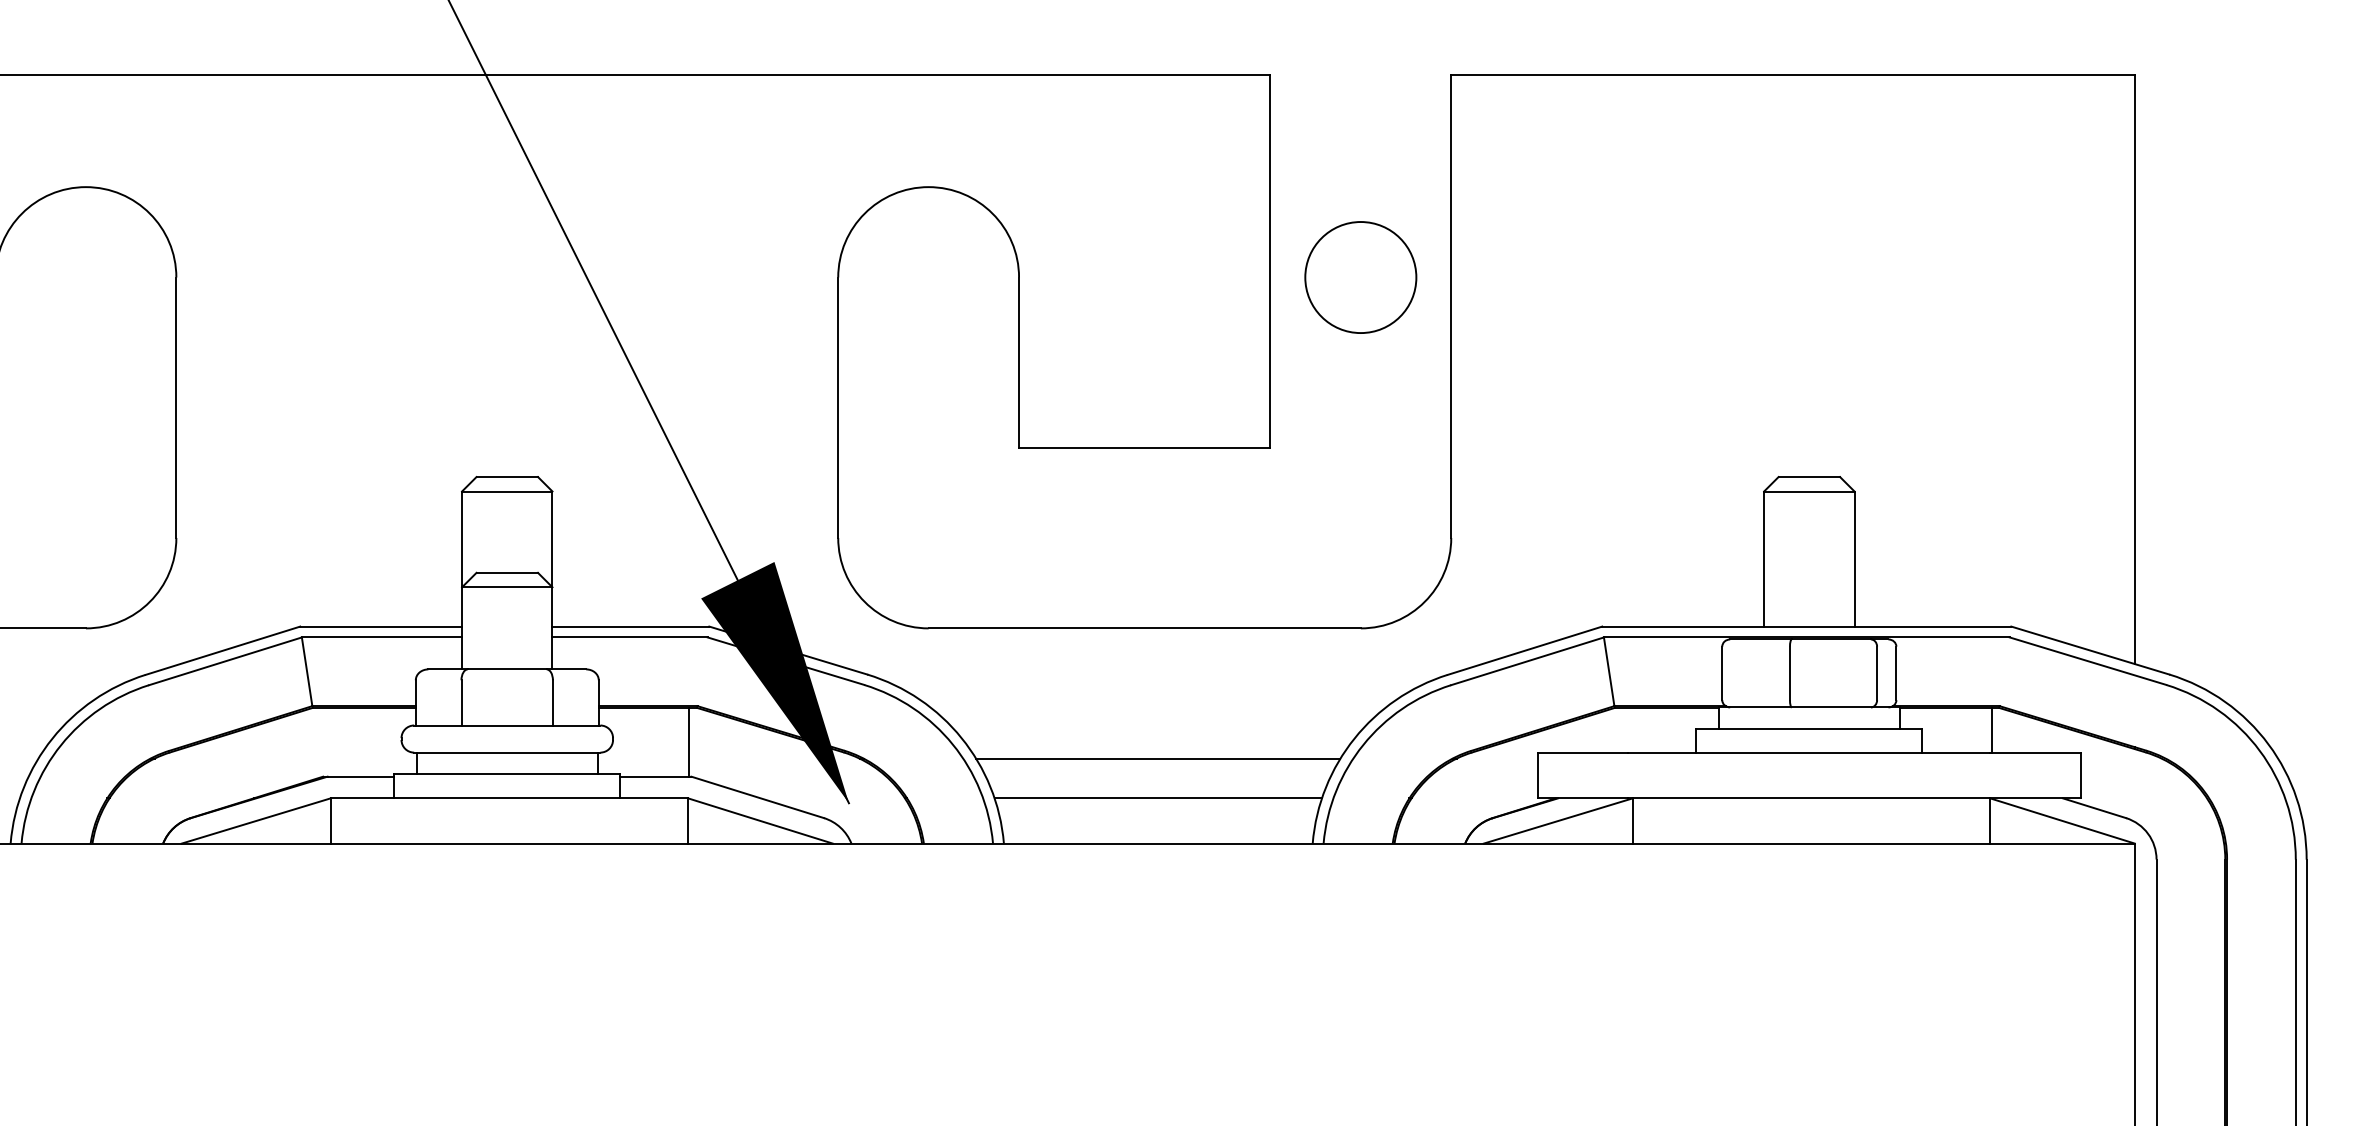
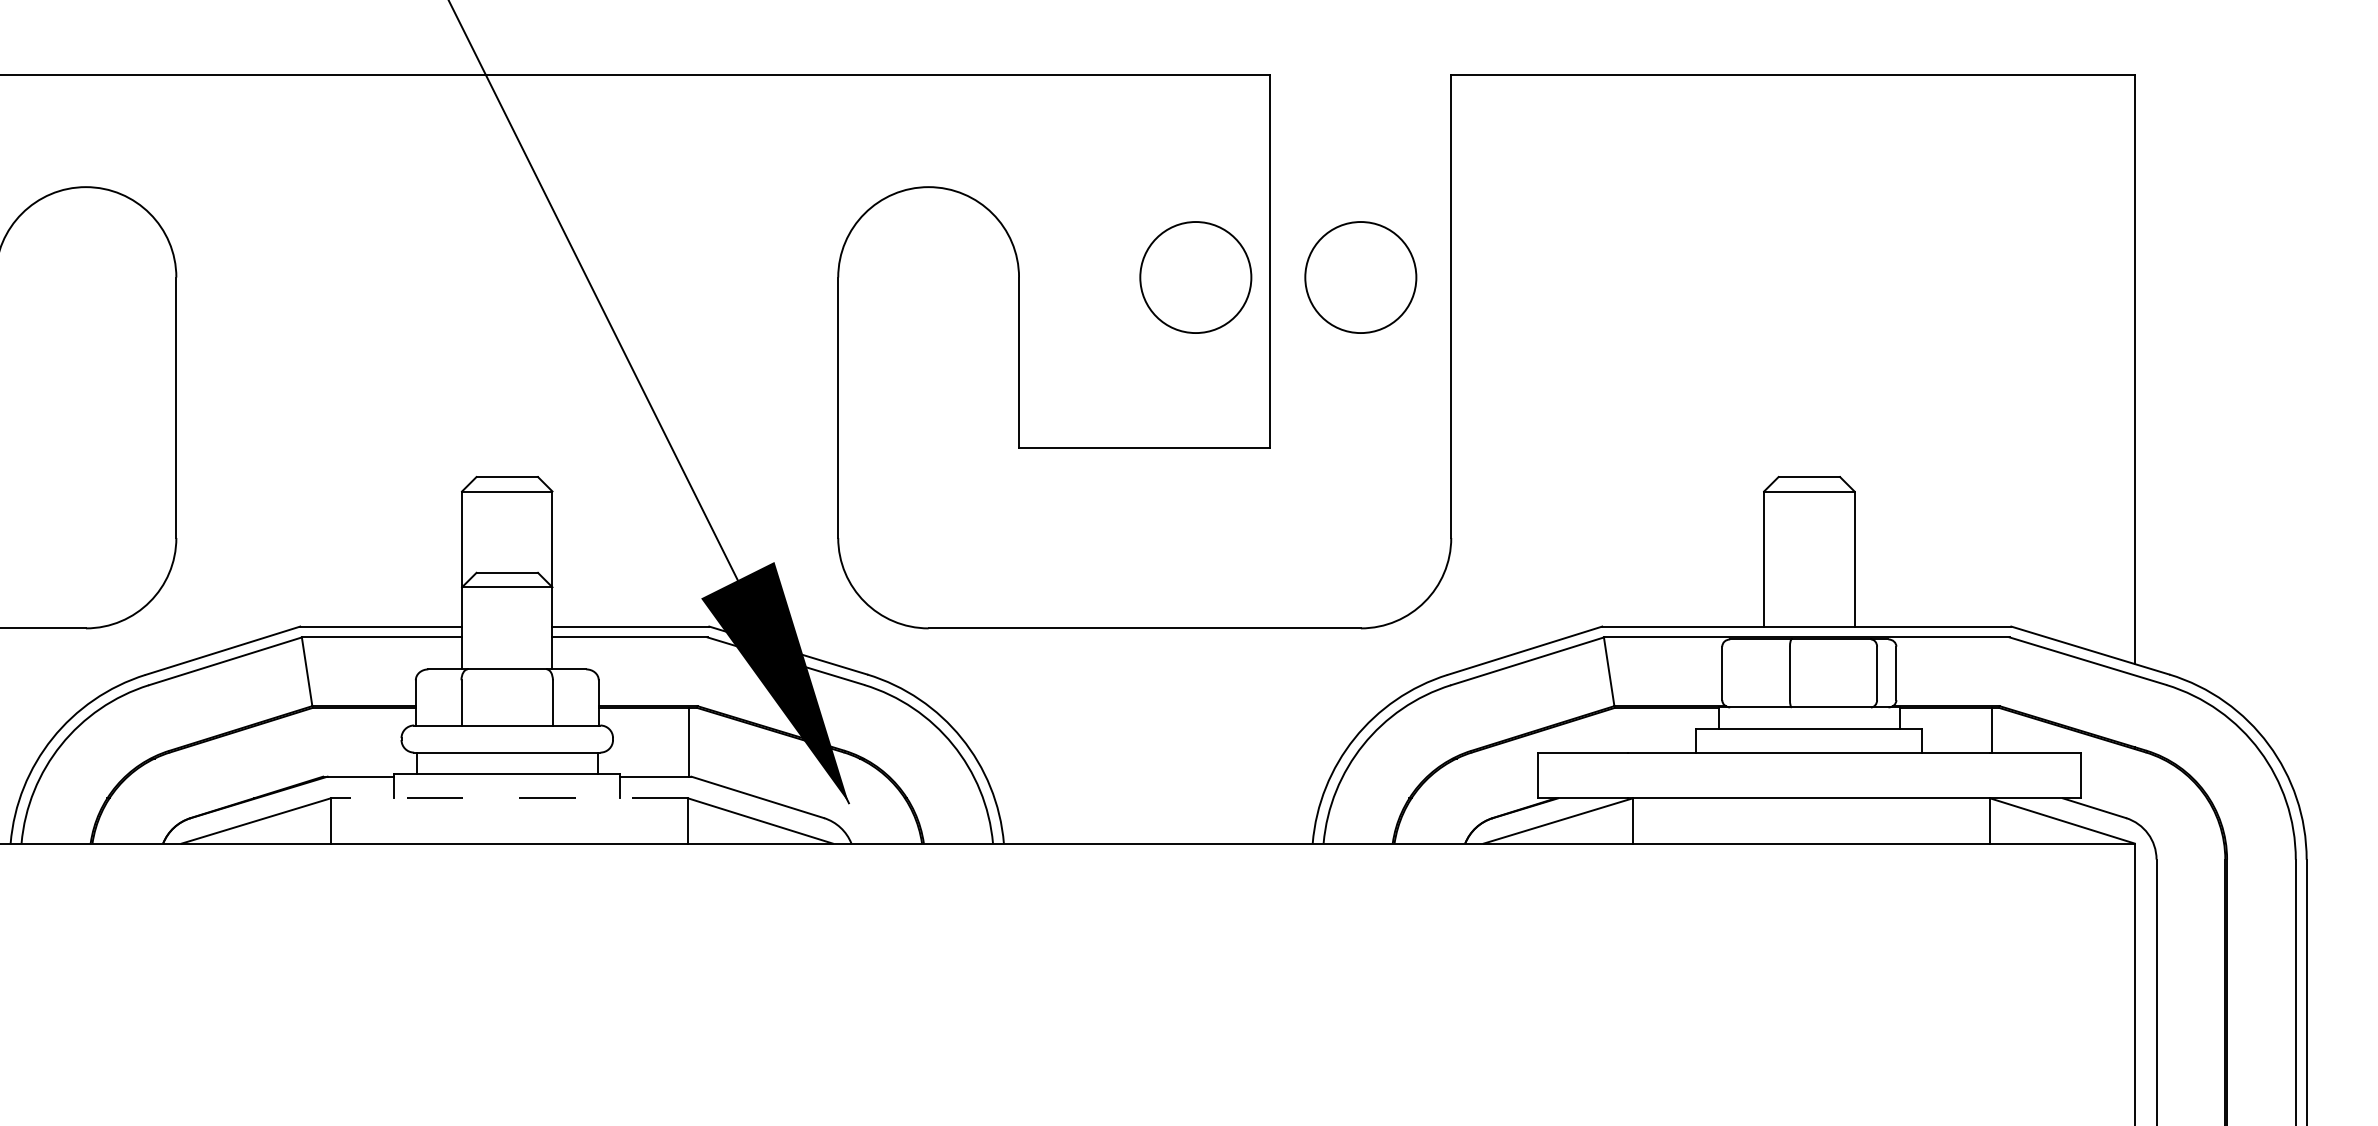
circle: none -> present (1195, 277)
line: present -> none (1158, 758)
line: solid -> dashed (509, 798)
line: present -> none (1157, 798)
